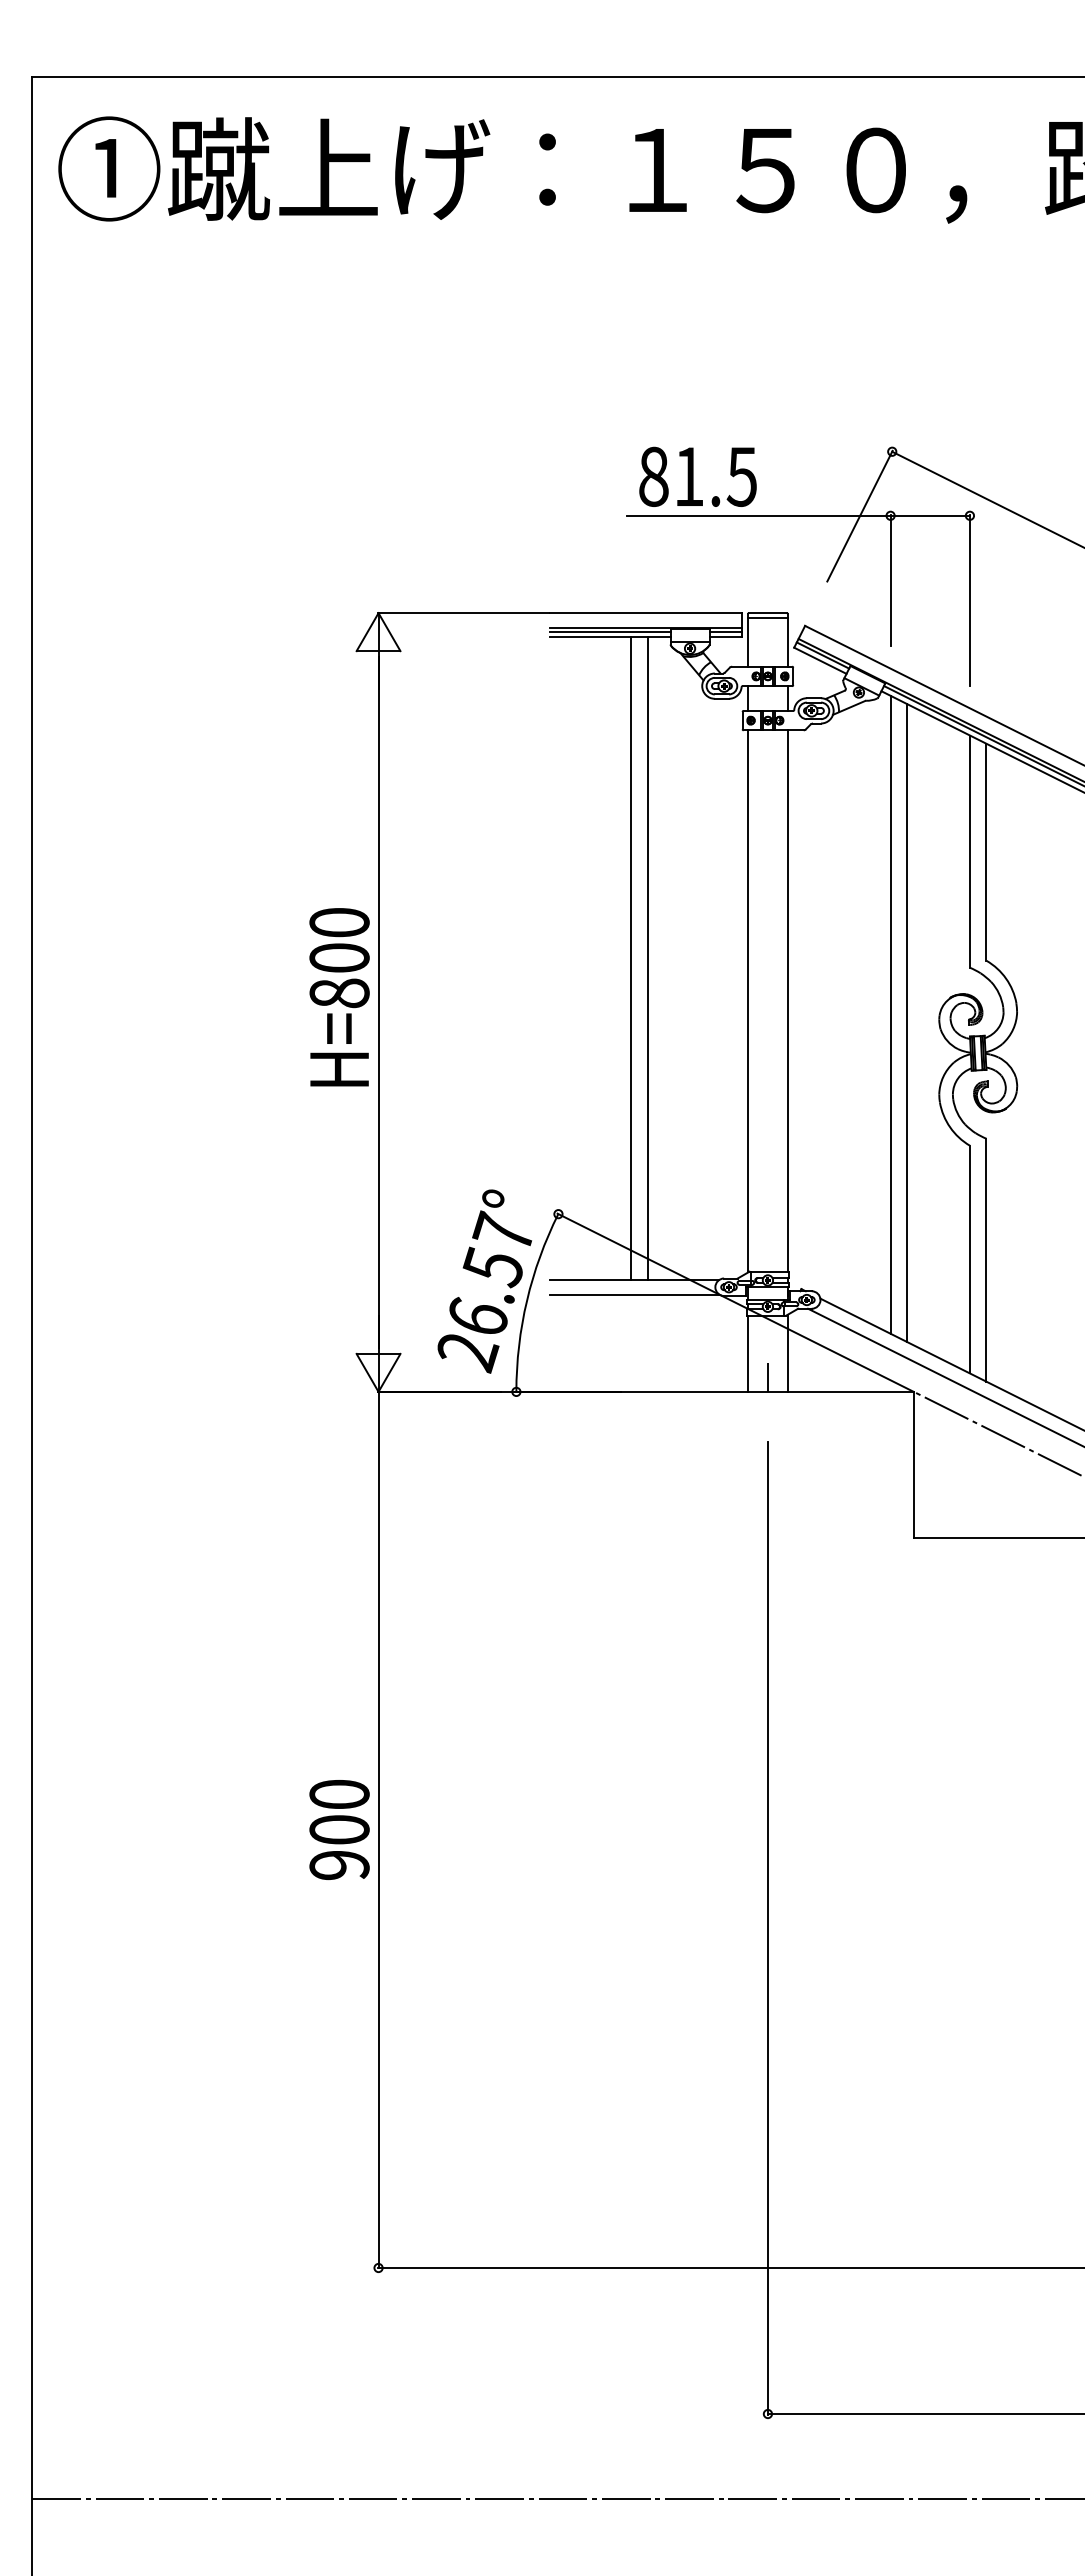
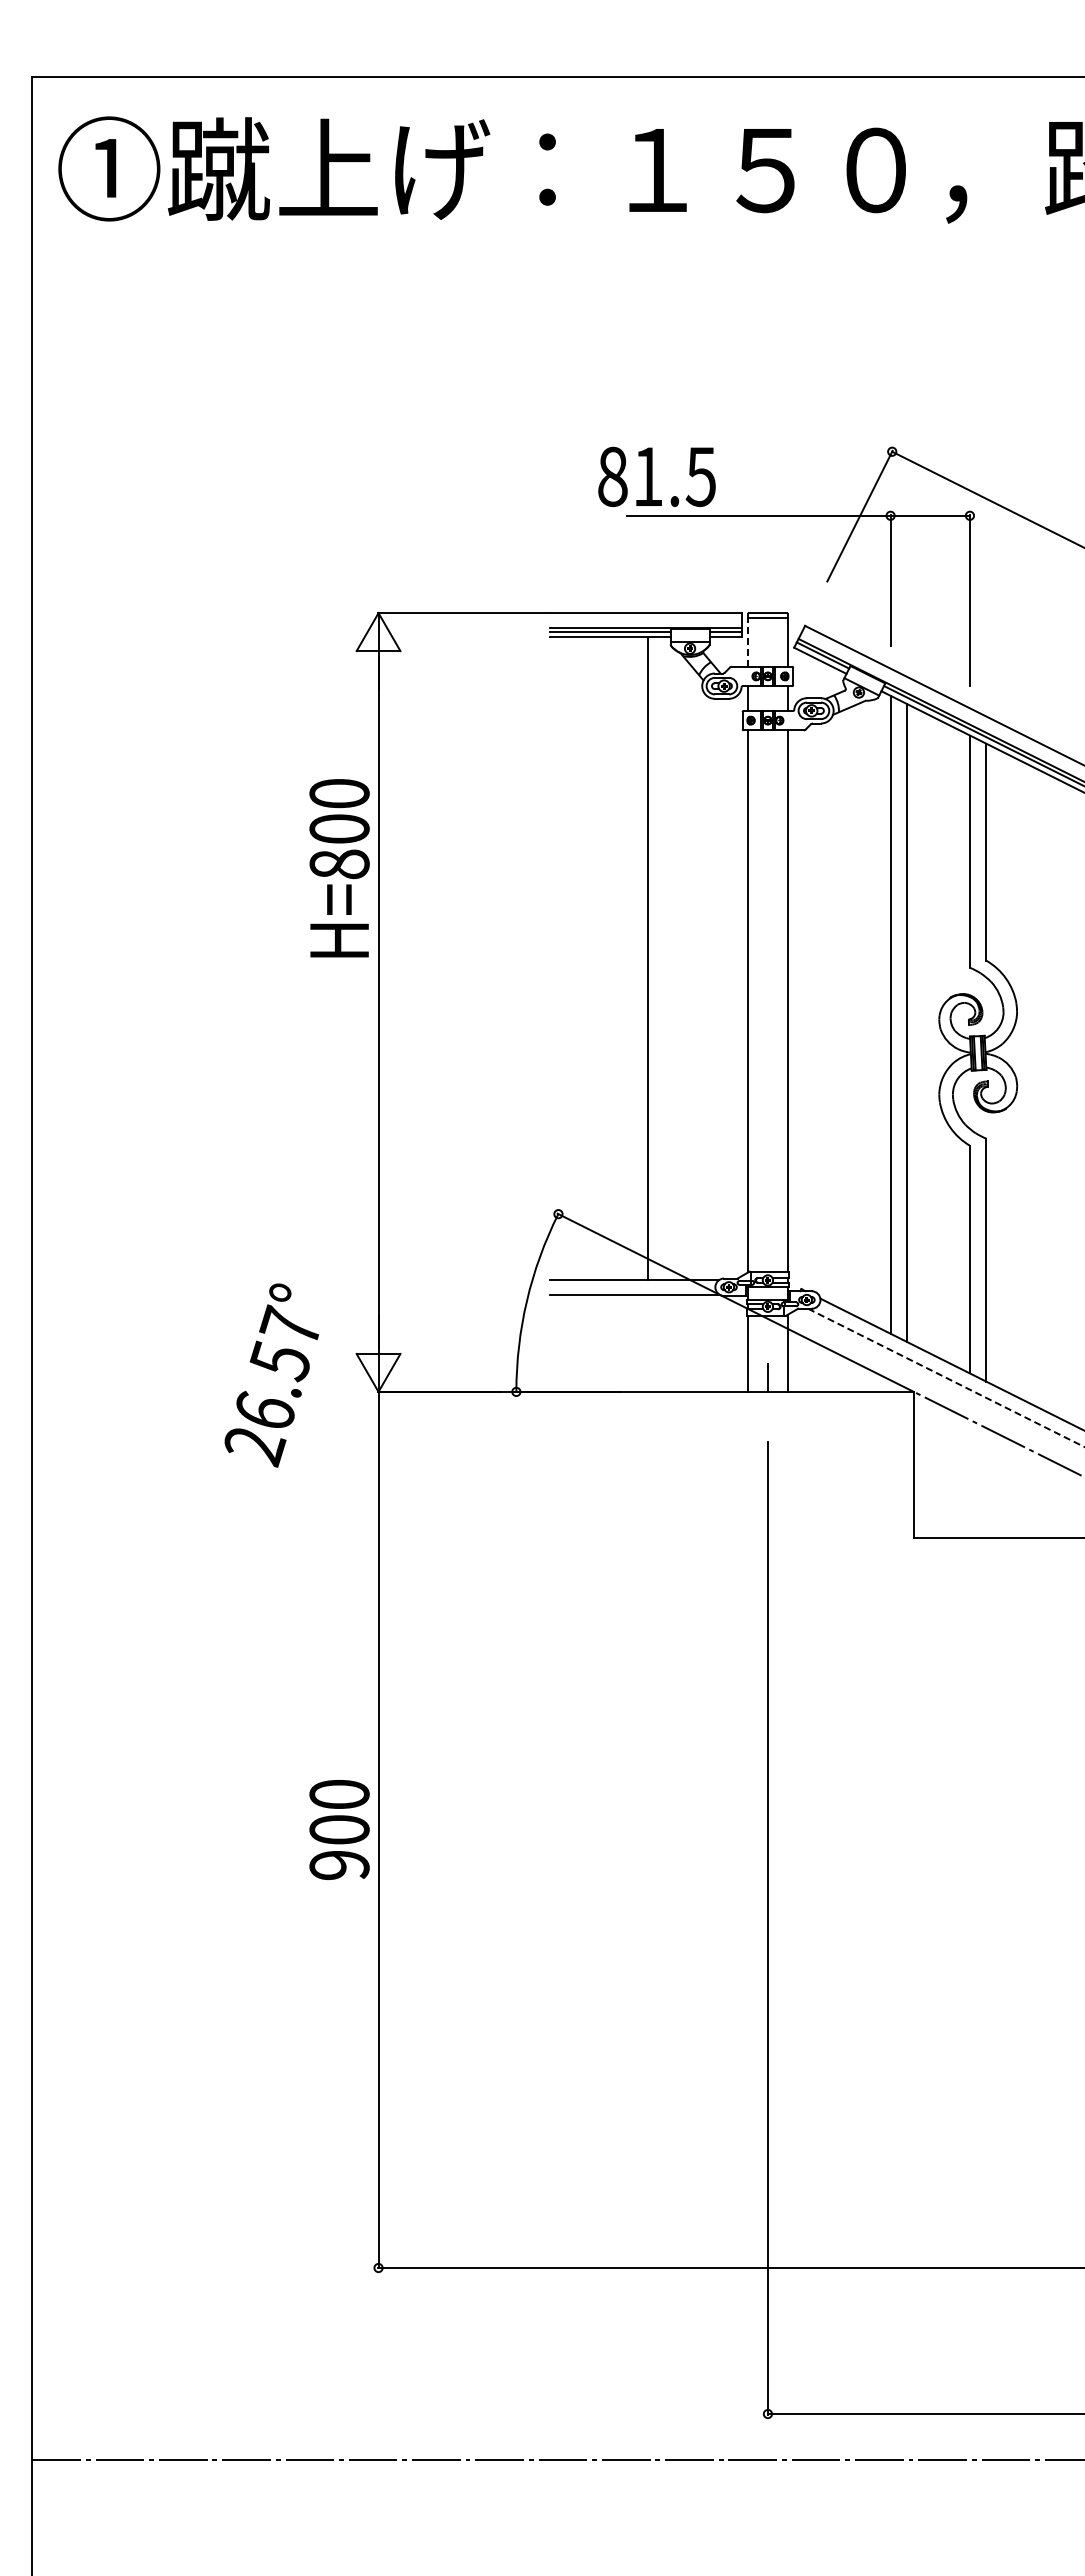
text position: (697, 476) -> (656, 476) (656, 476)
line: solid -> dashed (748, 641)
line: present -> none (631, 958)
text position: (339, 997) -> (339, 868) (339, 868)
text position: (484, 1281) -> (271, 1375) (271, 1375)
line: solid -> dashed (946, 1378)
line position: (556, 2498) -> (556, 2459) (556, 2459)
